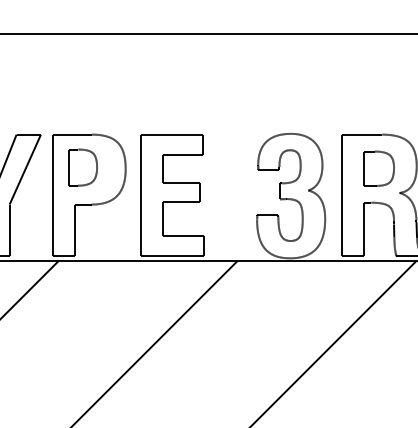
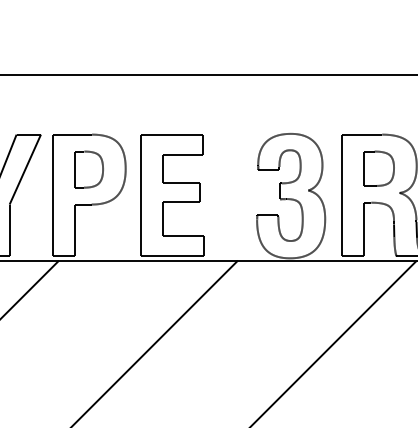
line position: (208, 34) -> (208, 75) (208, 75)
part position: (82, 167) -> (88, 169) (88, 169)
